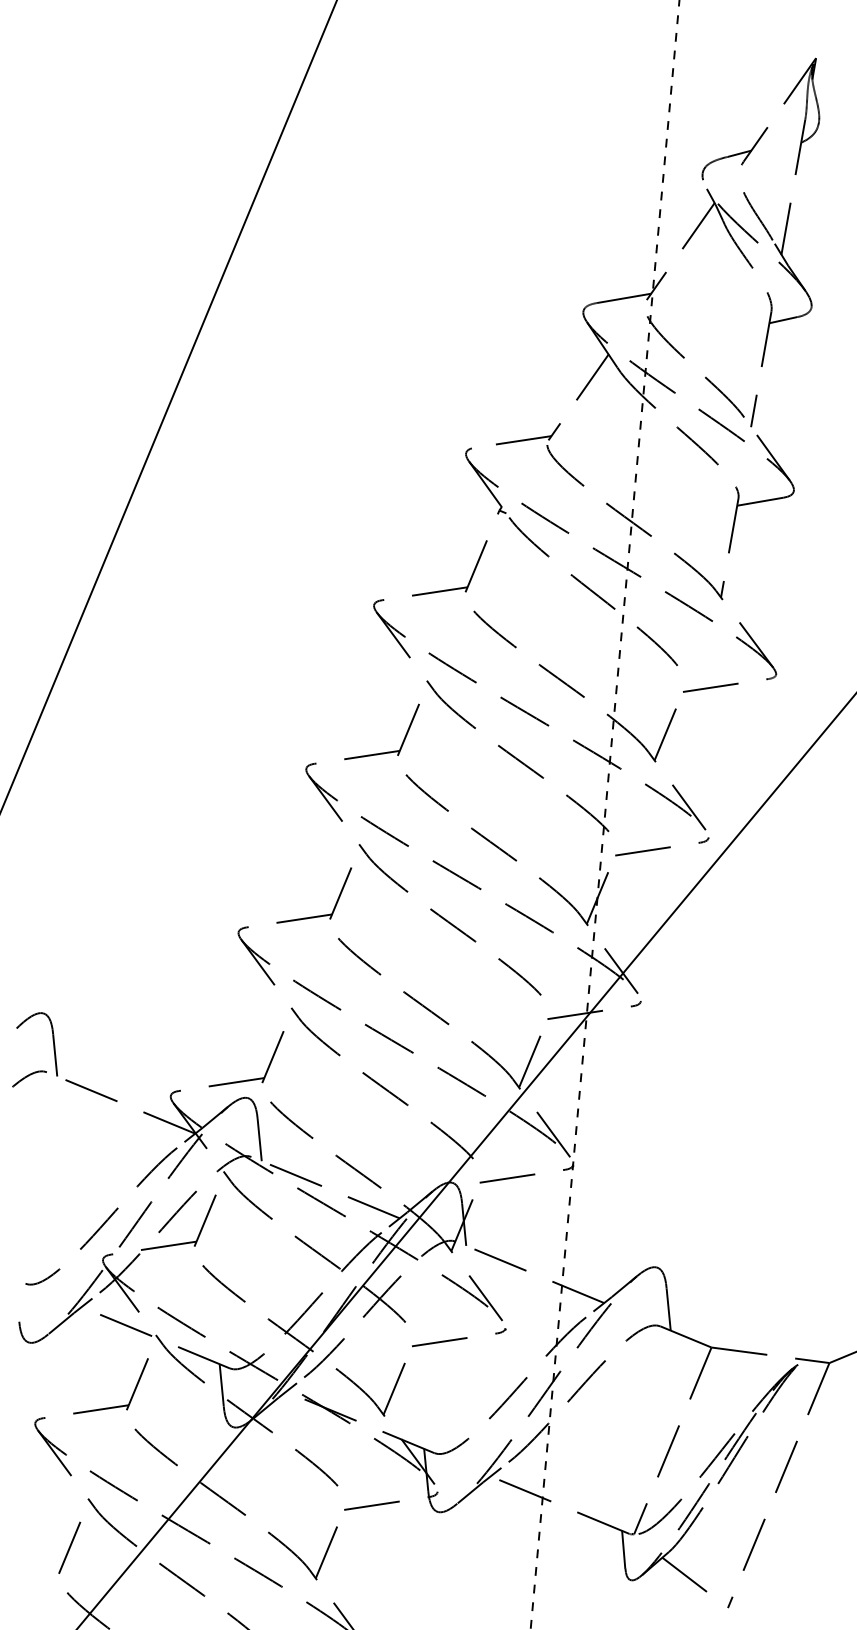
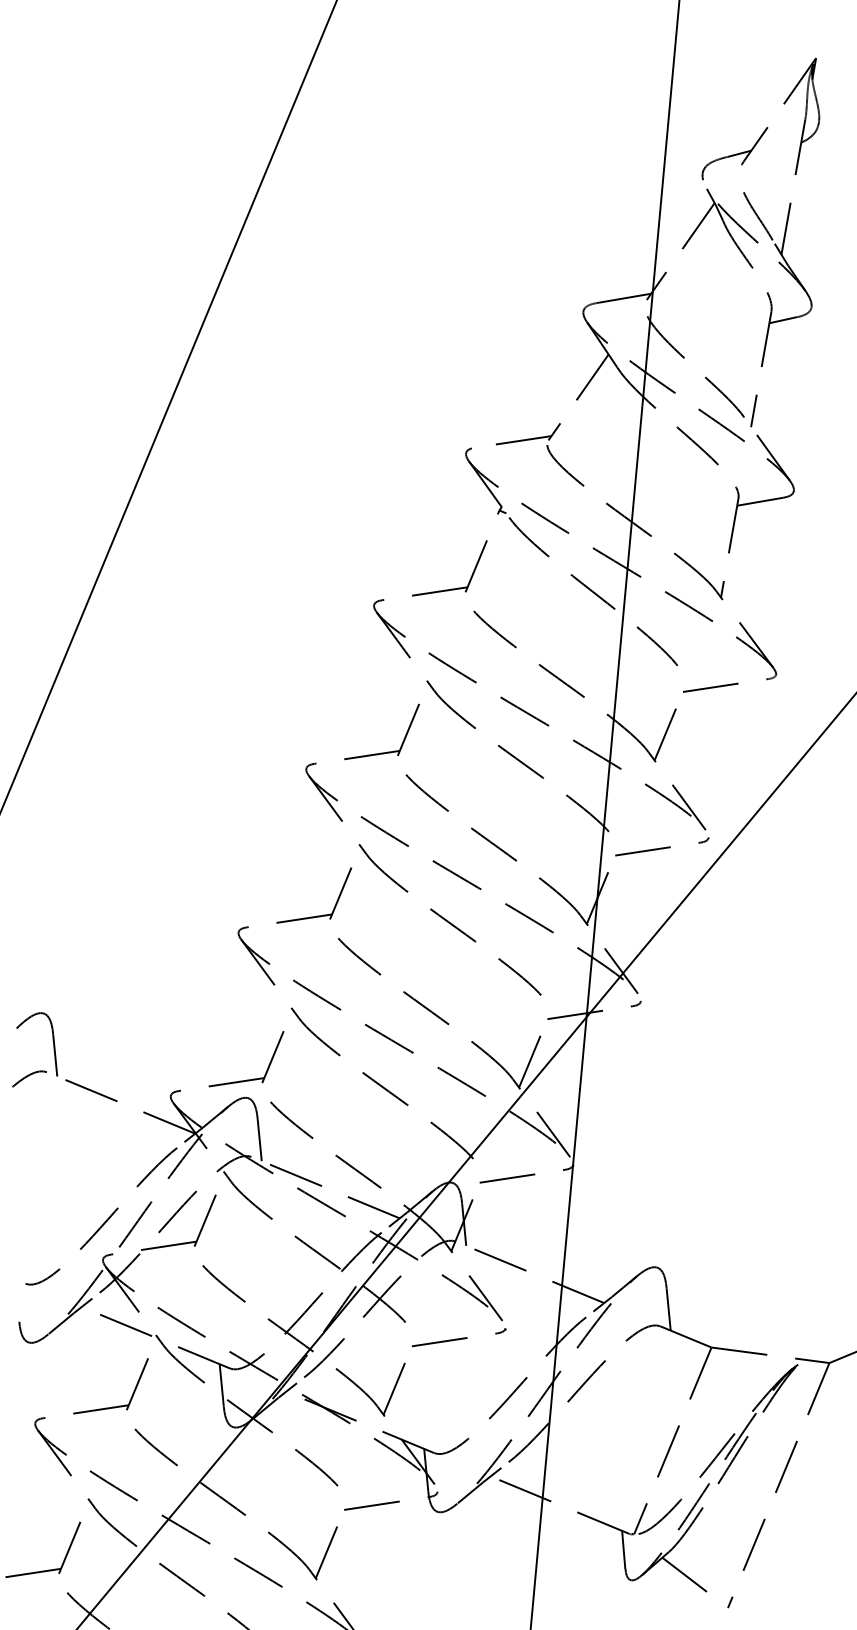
line: dashed -> solid (605, 814)
line: none -> present (31, 1572)
